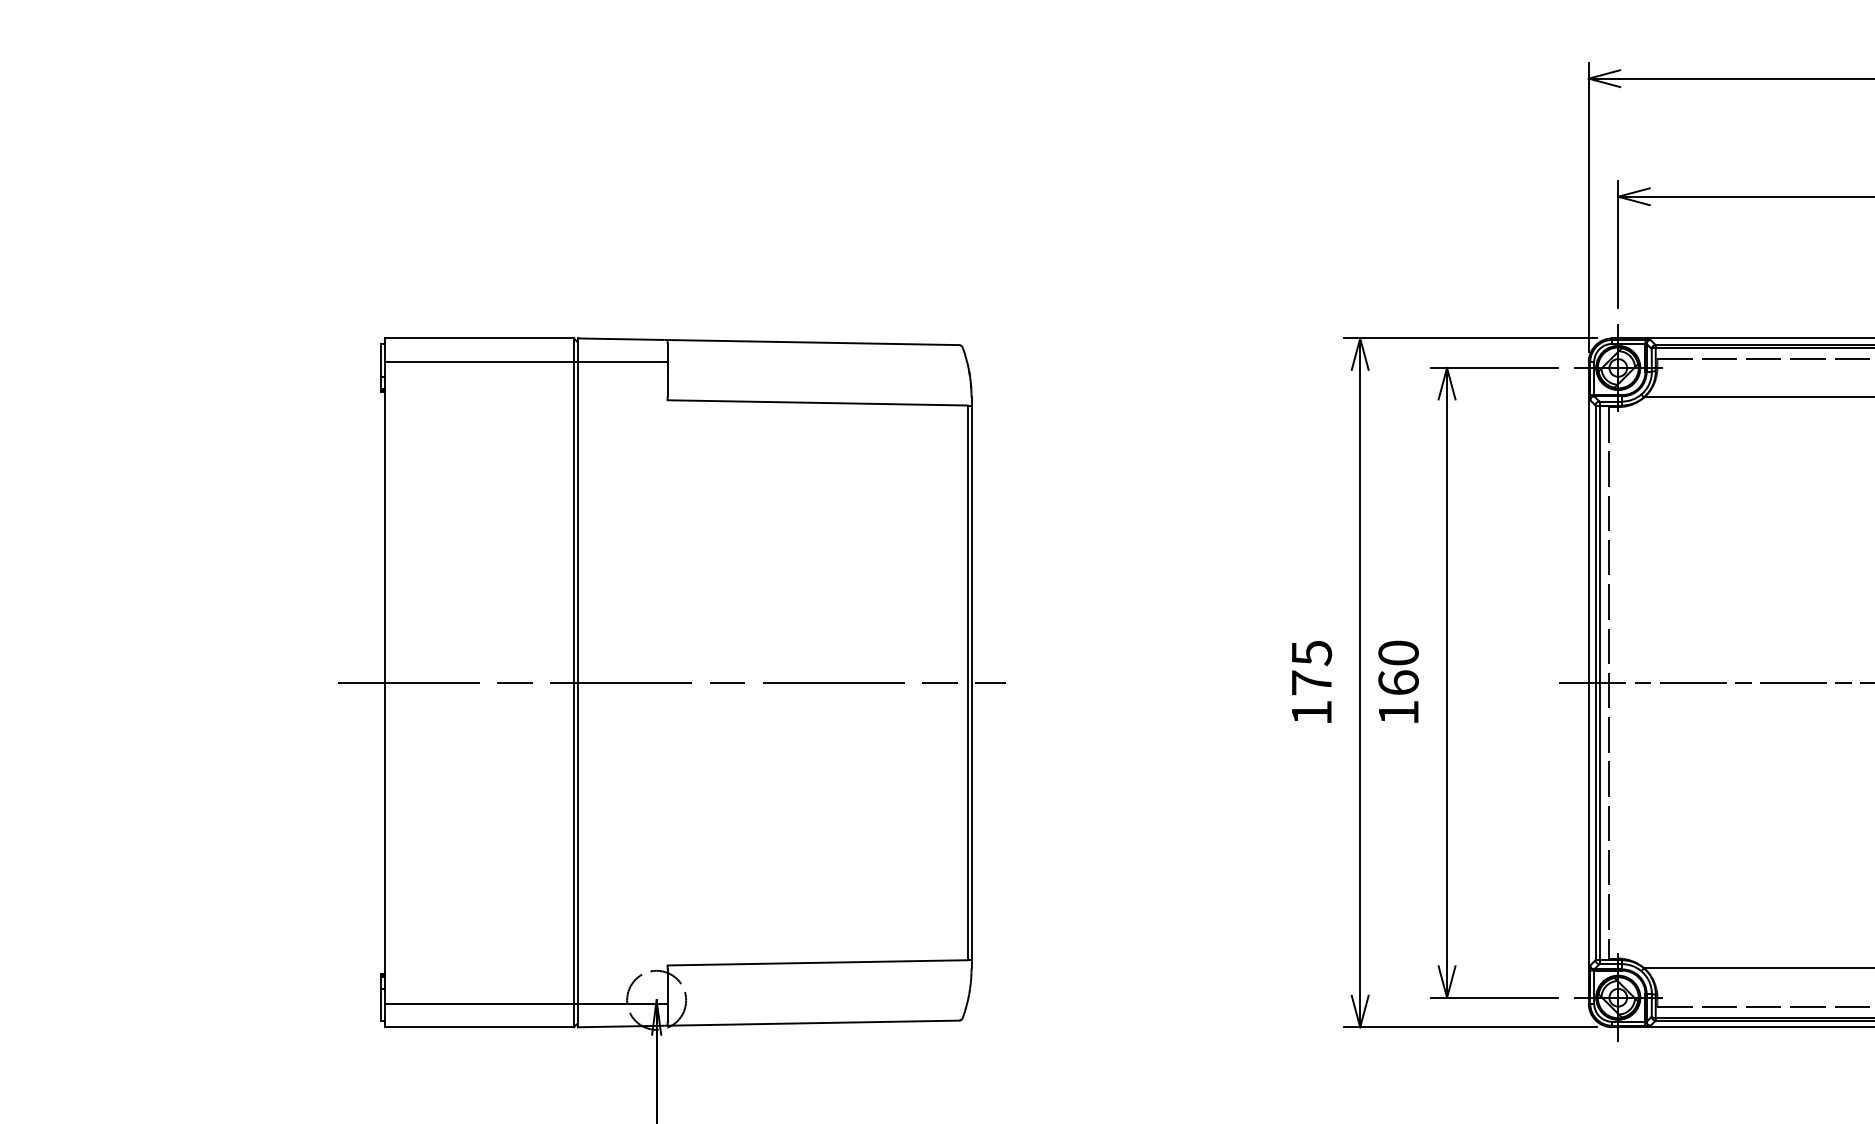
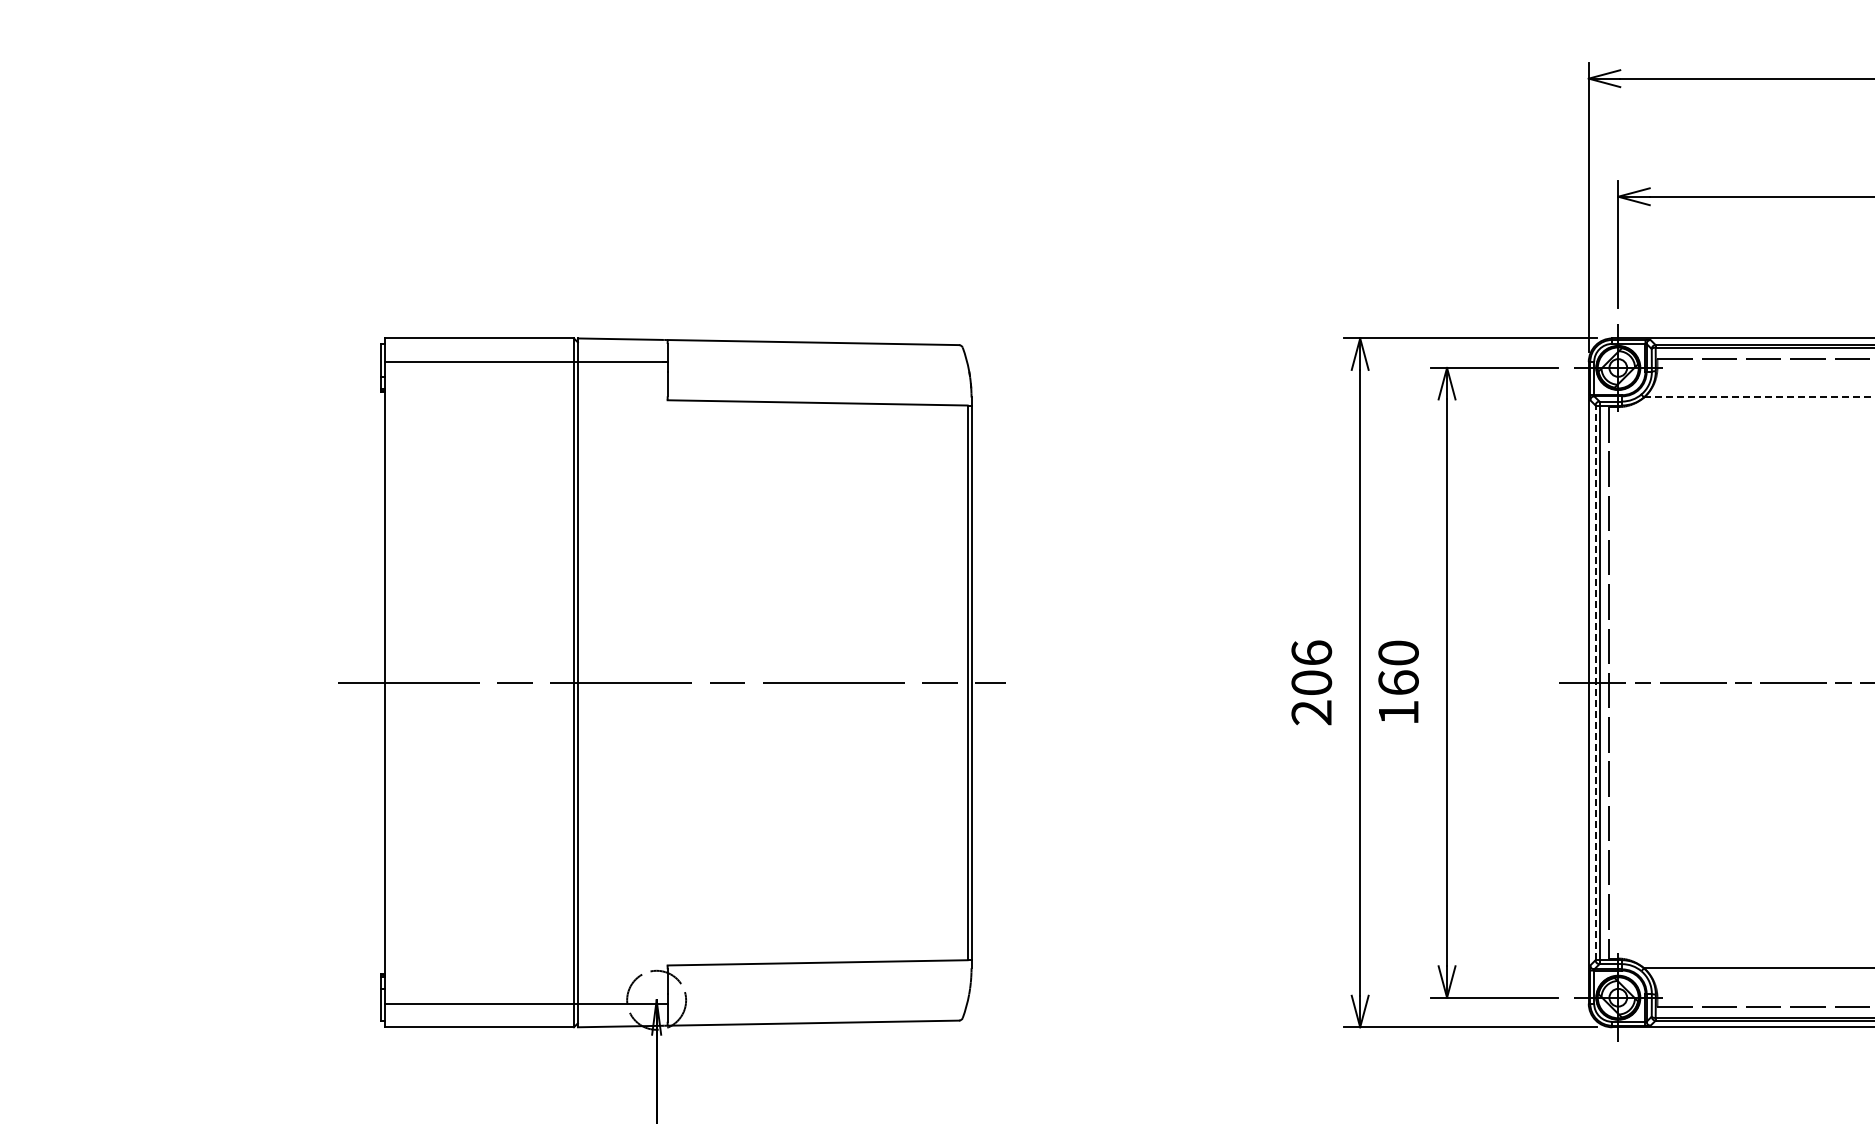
line: solid -> dashed (1759, 397)
text: 175 -> 206 (1311, 682)
line: solid -> dashed (1595, 682)
